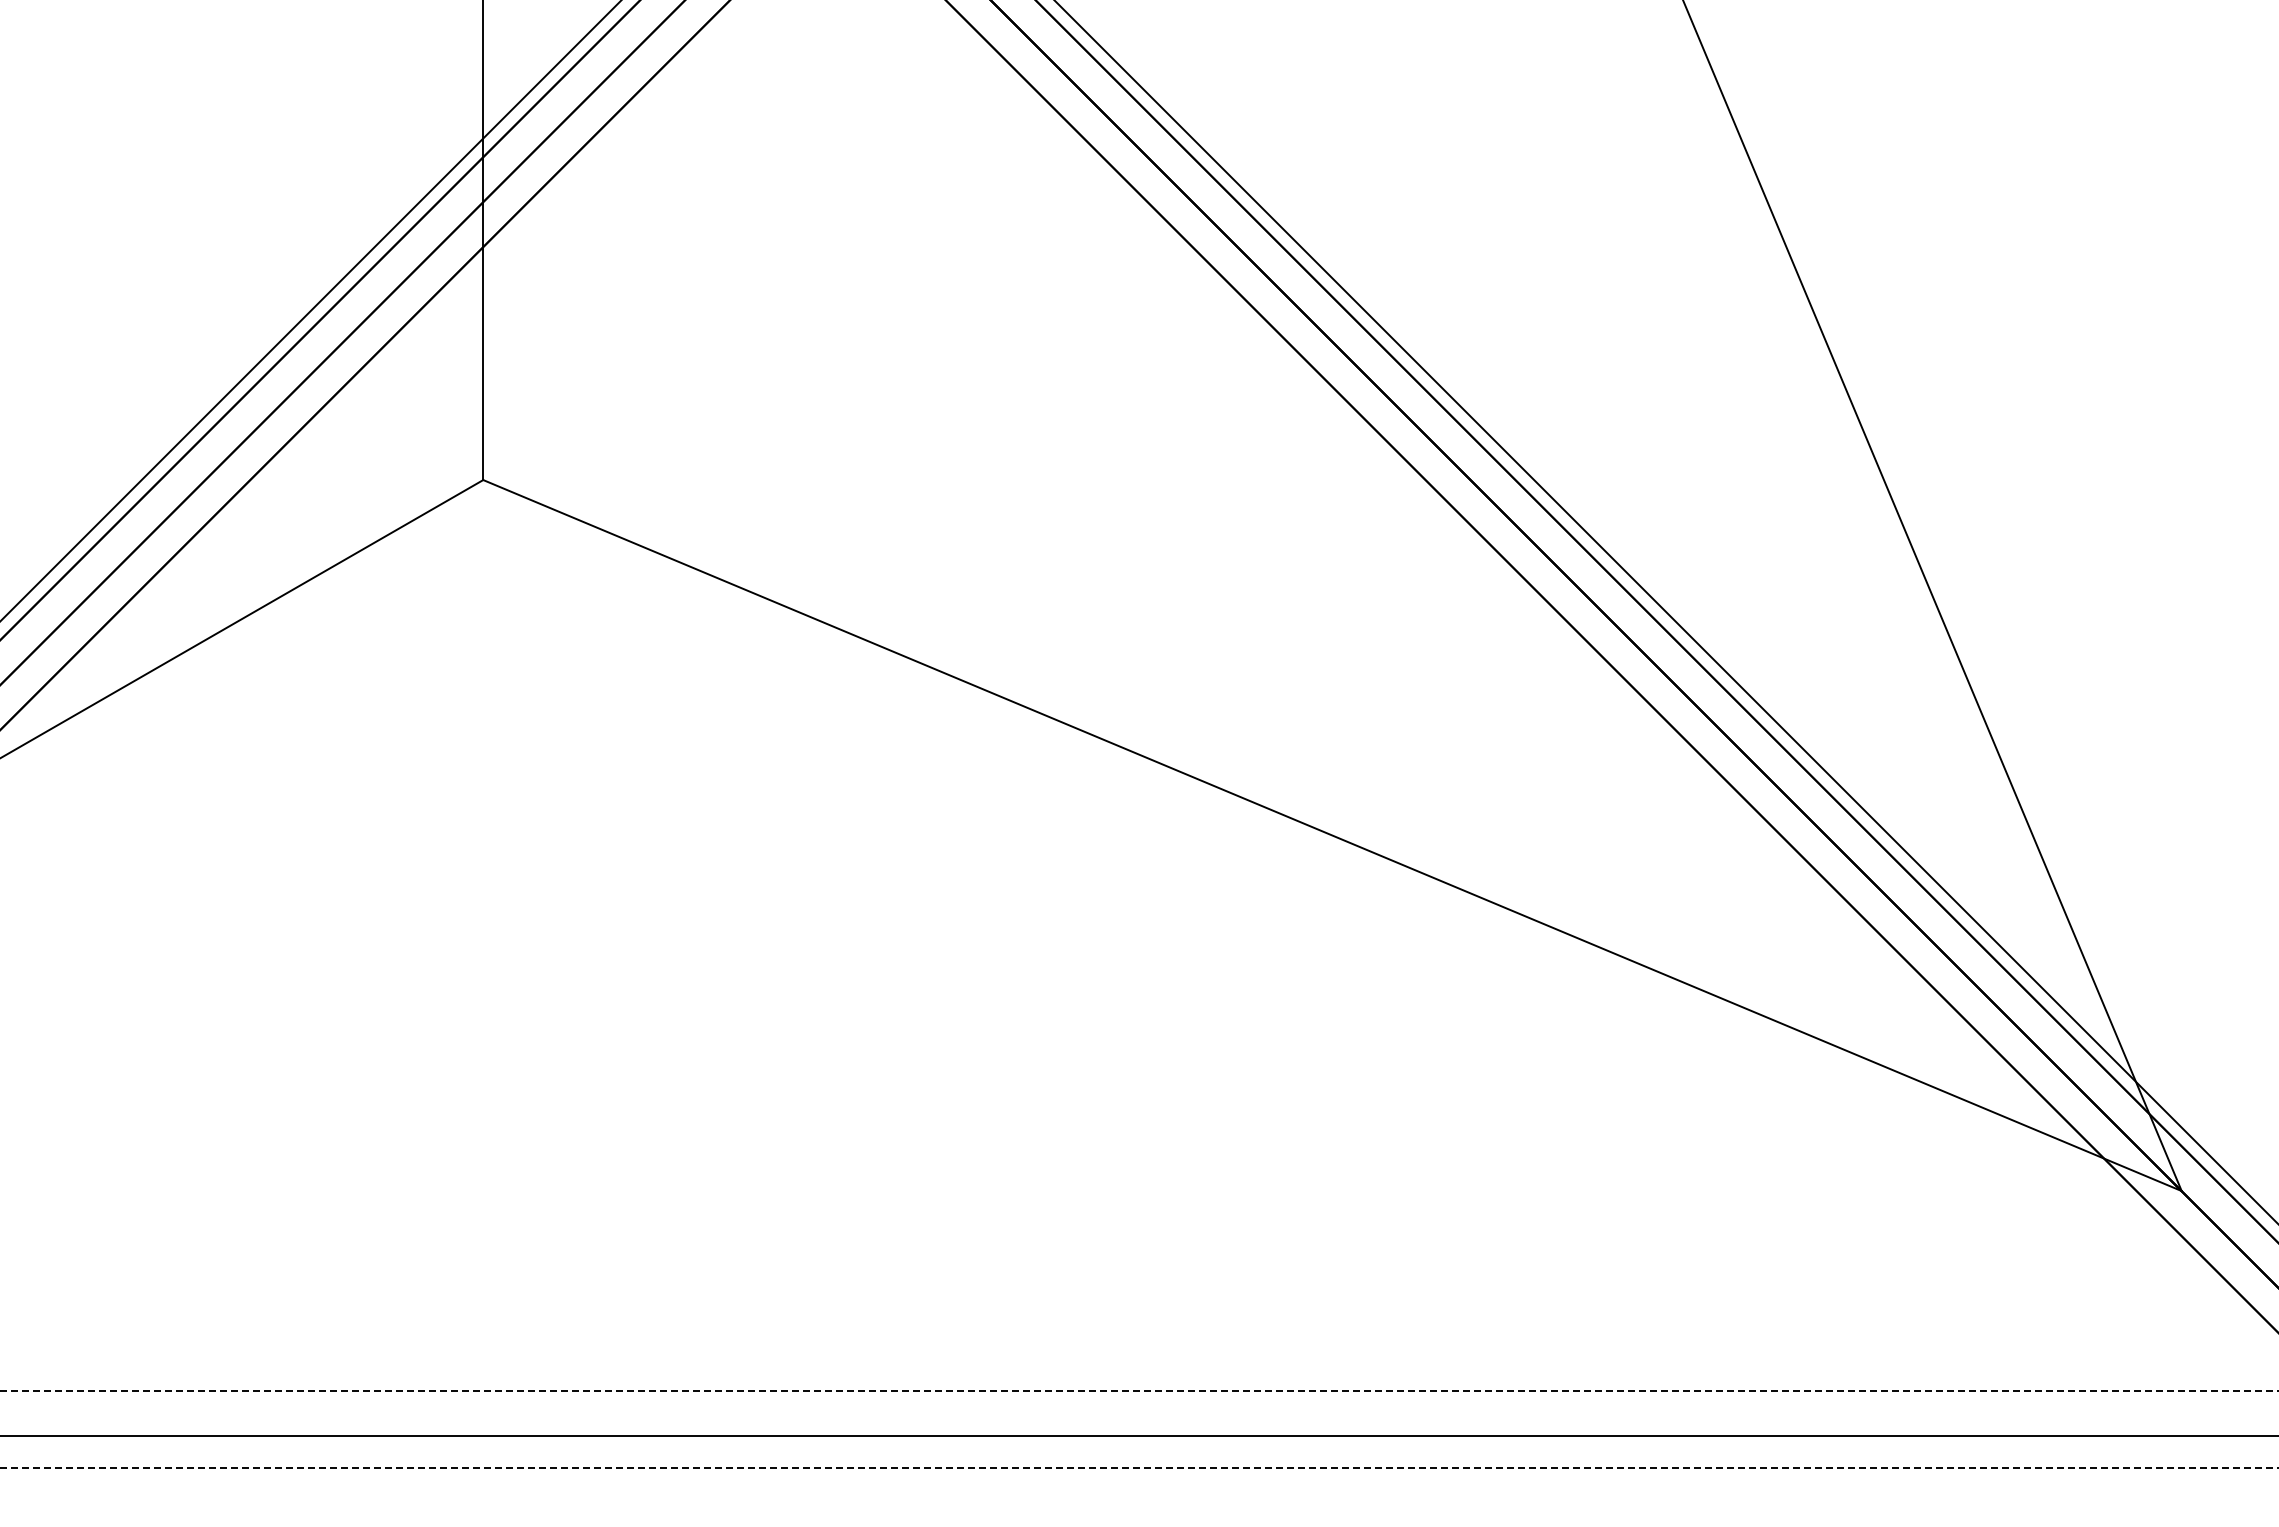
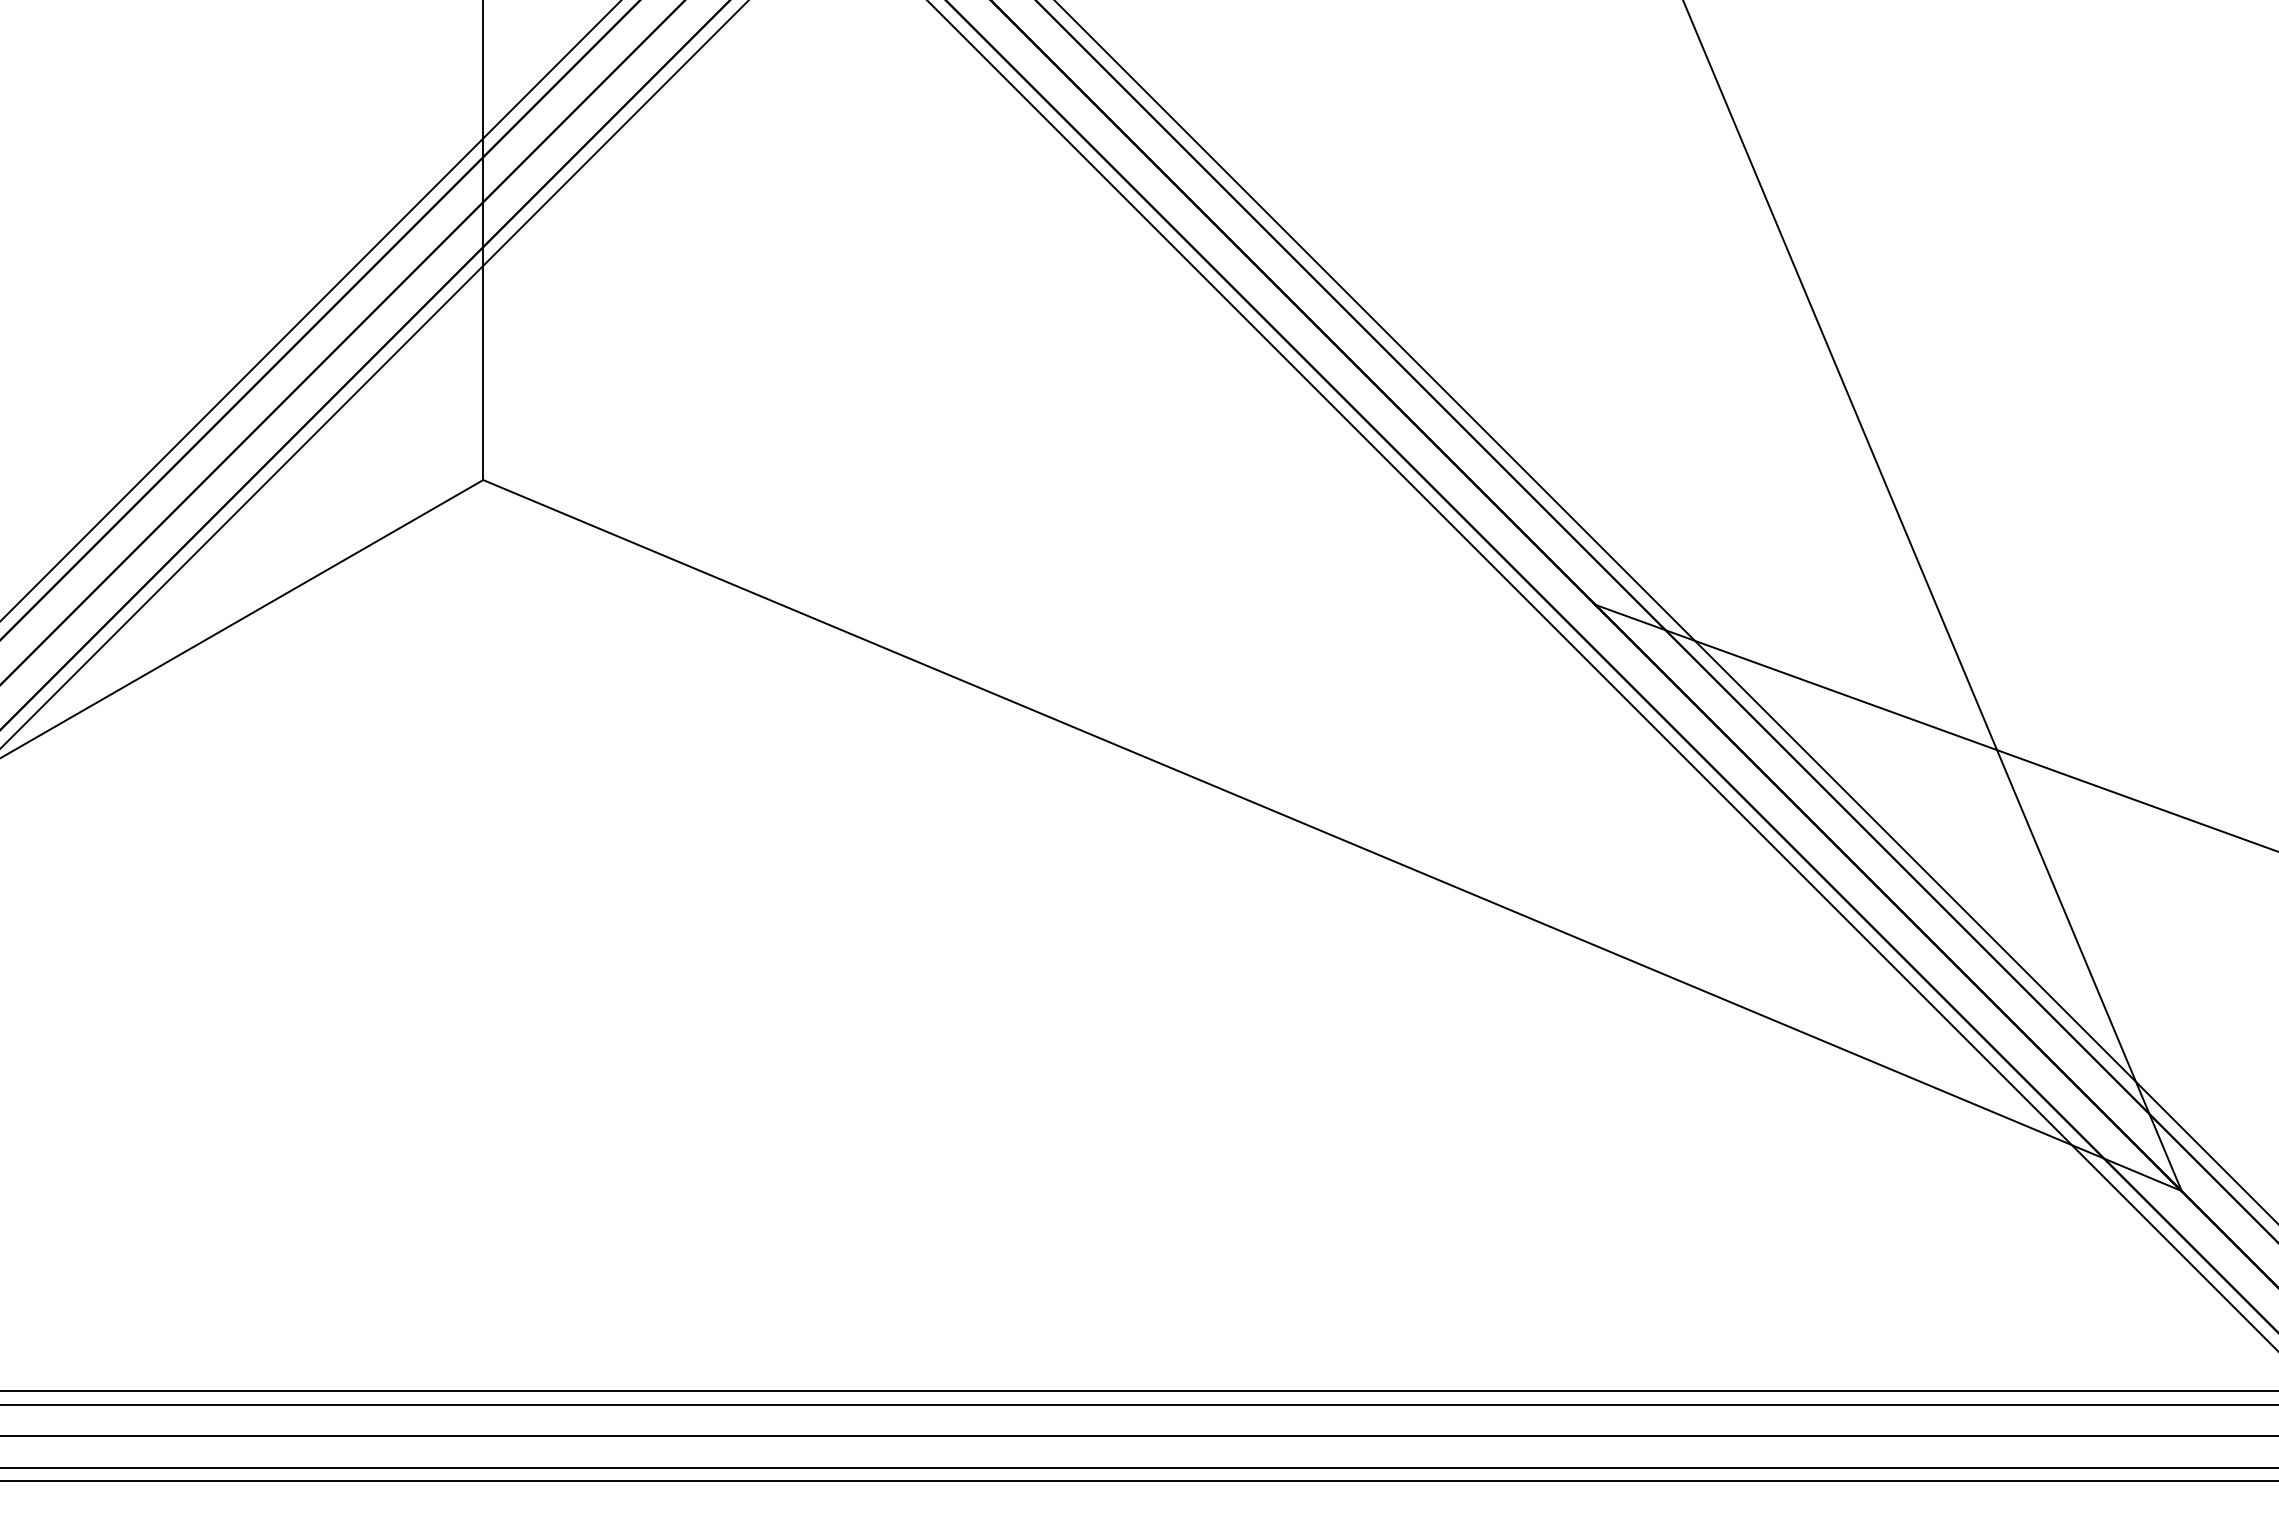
line: none -> present (374, 374)
line: none -> present (1602, 675)
line: none -> present (1935, 727)
line: dashed -> solid (1138, 1391)
line: none -> present (1138, 1404)
line: dashed -> solid (1138, 1468)
line: none -> present (1138, 1481)
